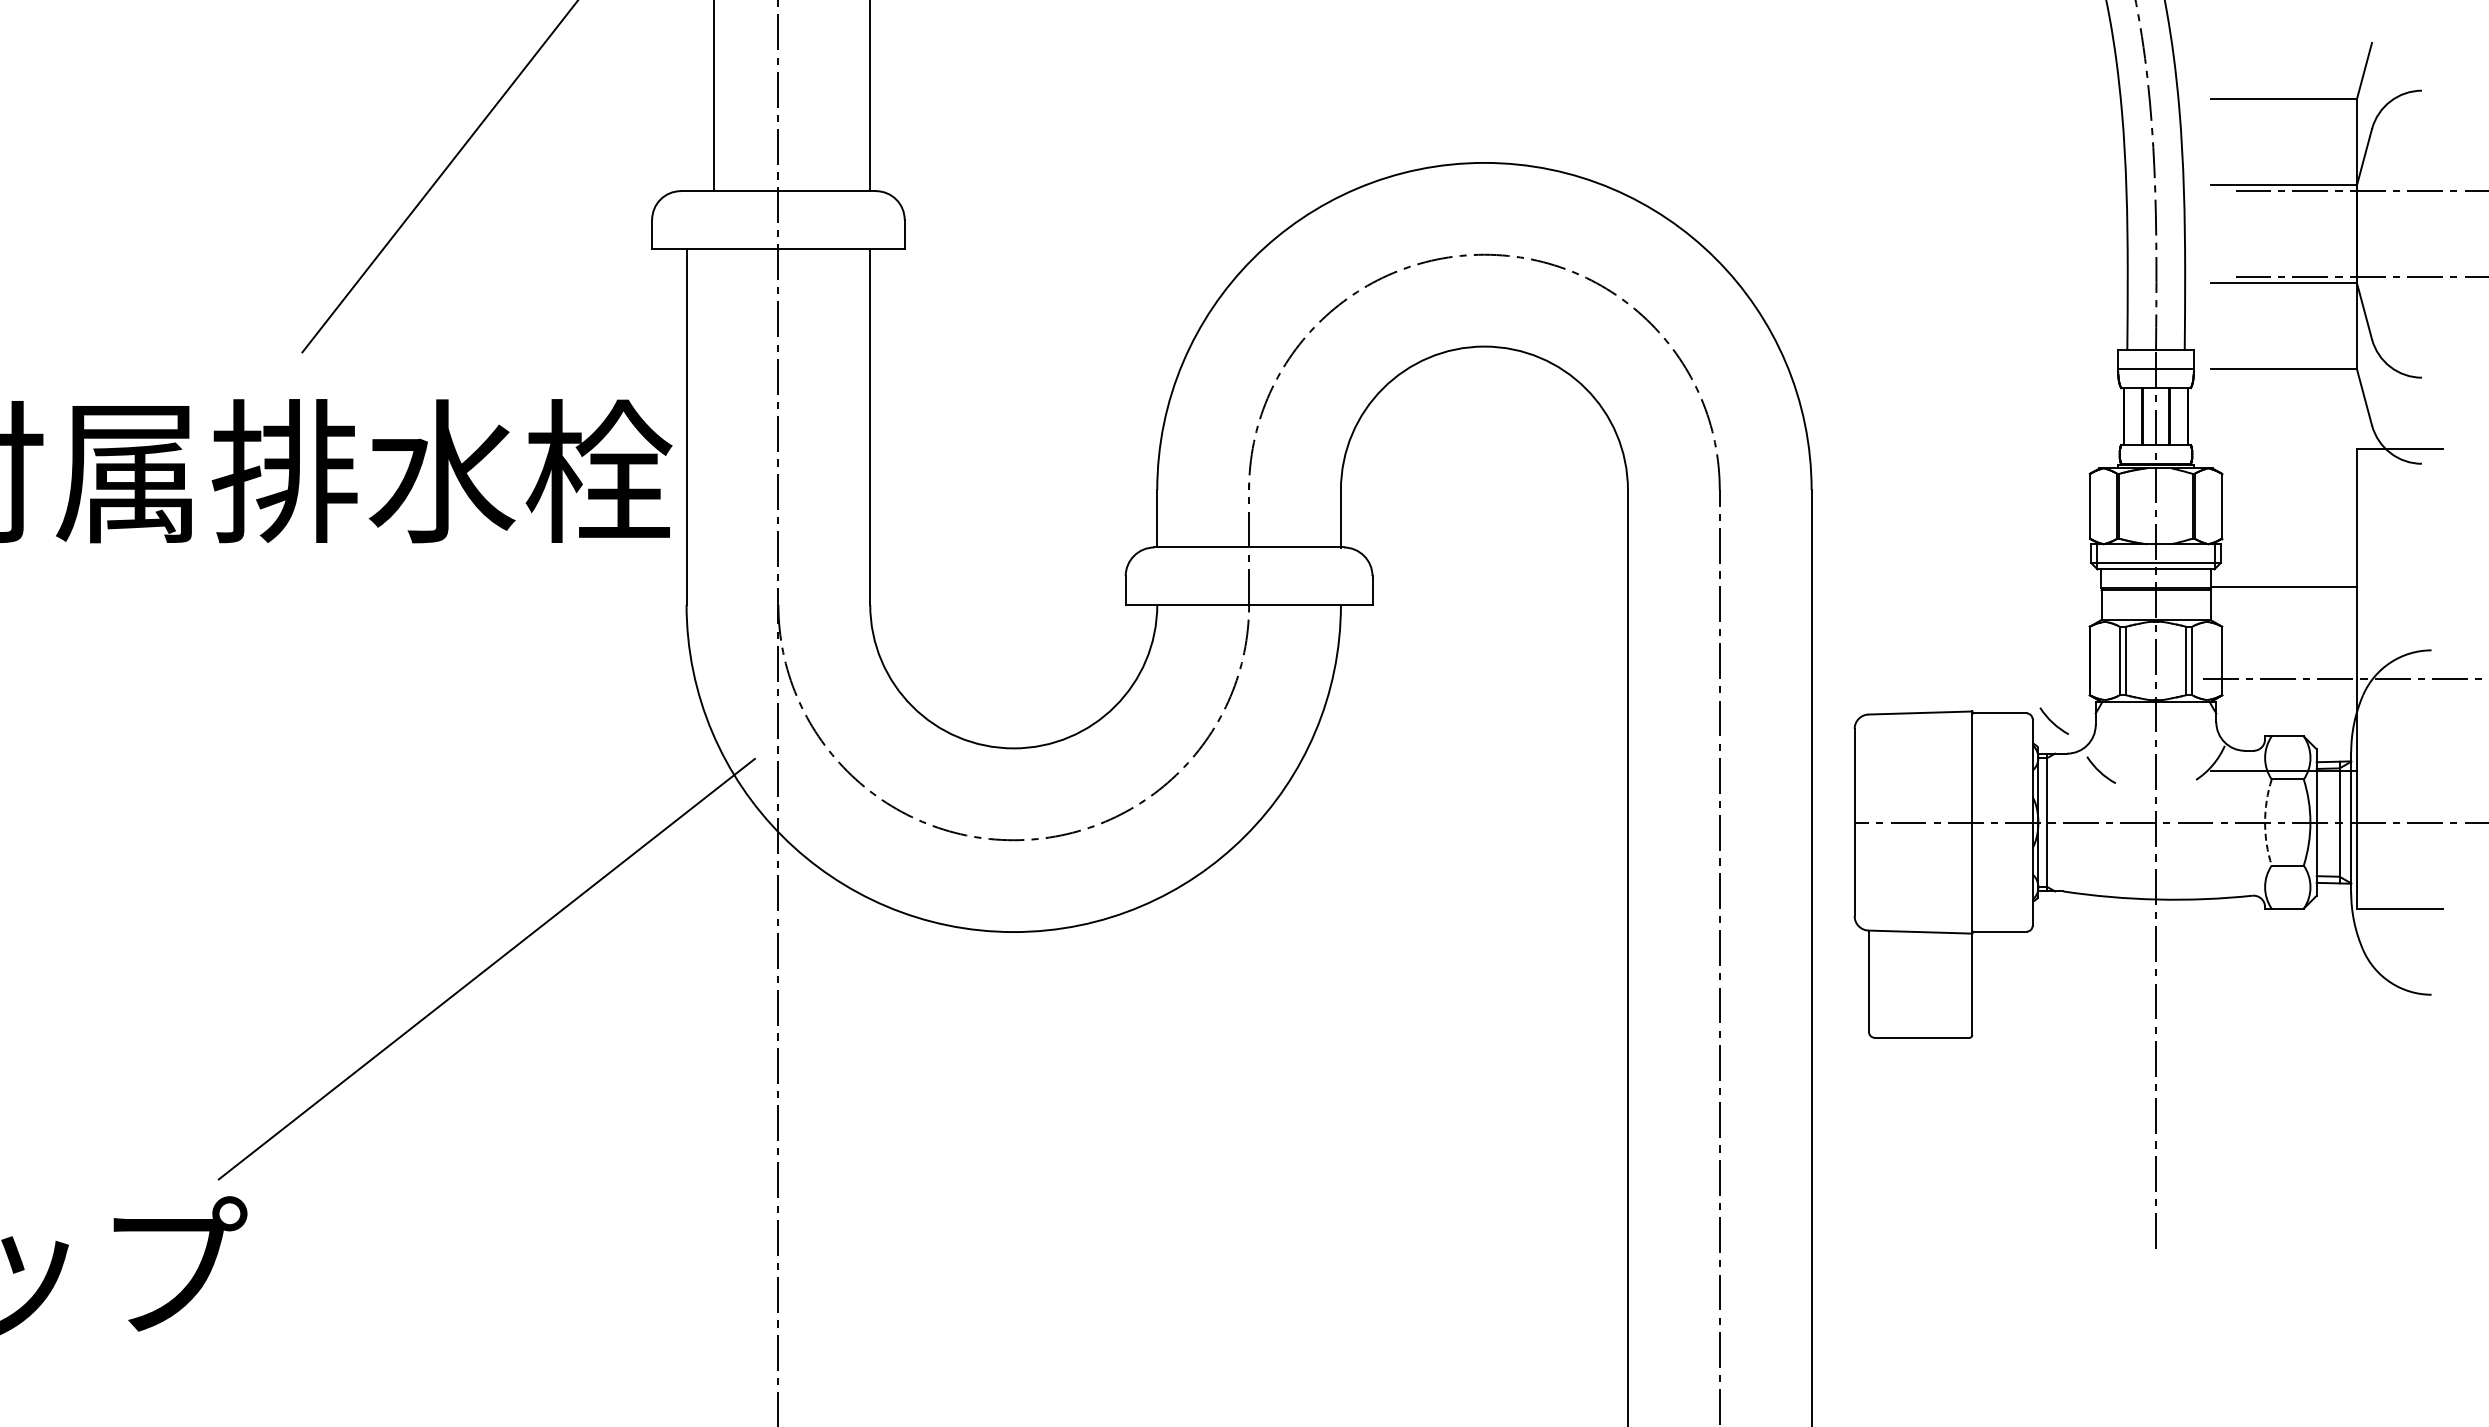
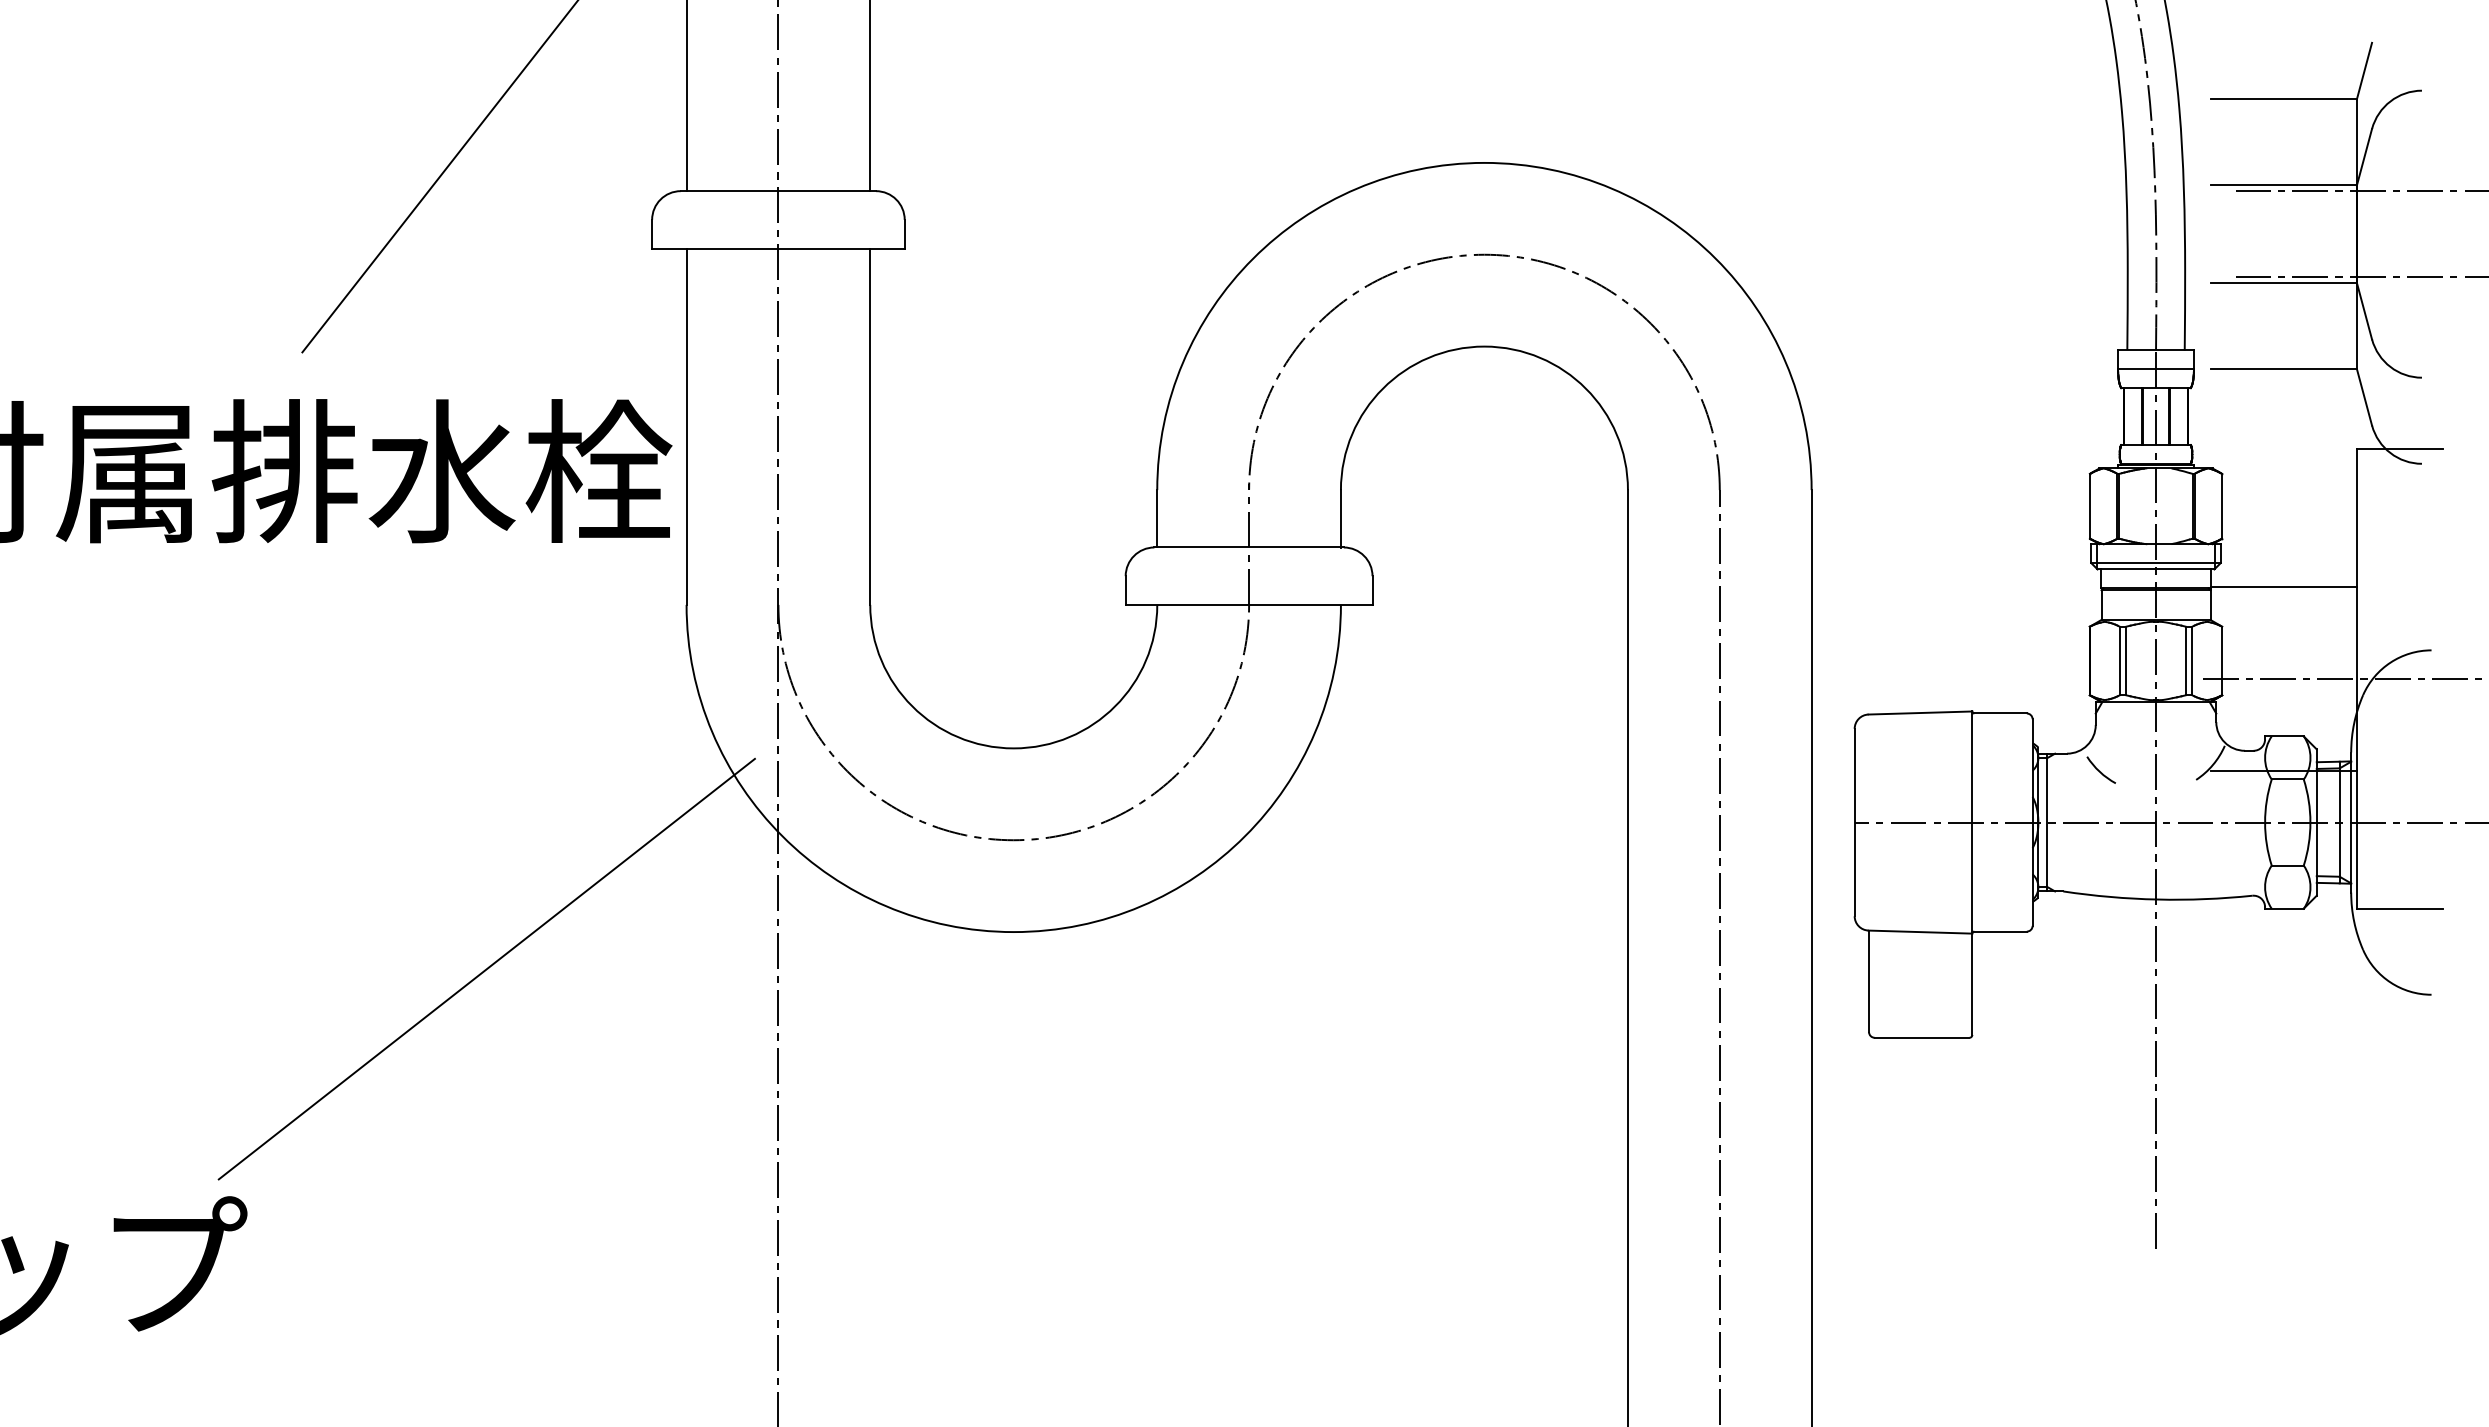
line position: (713, 96) -> (686, 96) (686, 96)
arc: present -> none (2052, 721)
arc: dashed -> solid (2265, 822)
